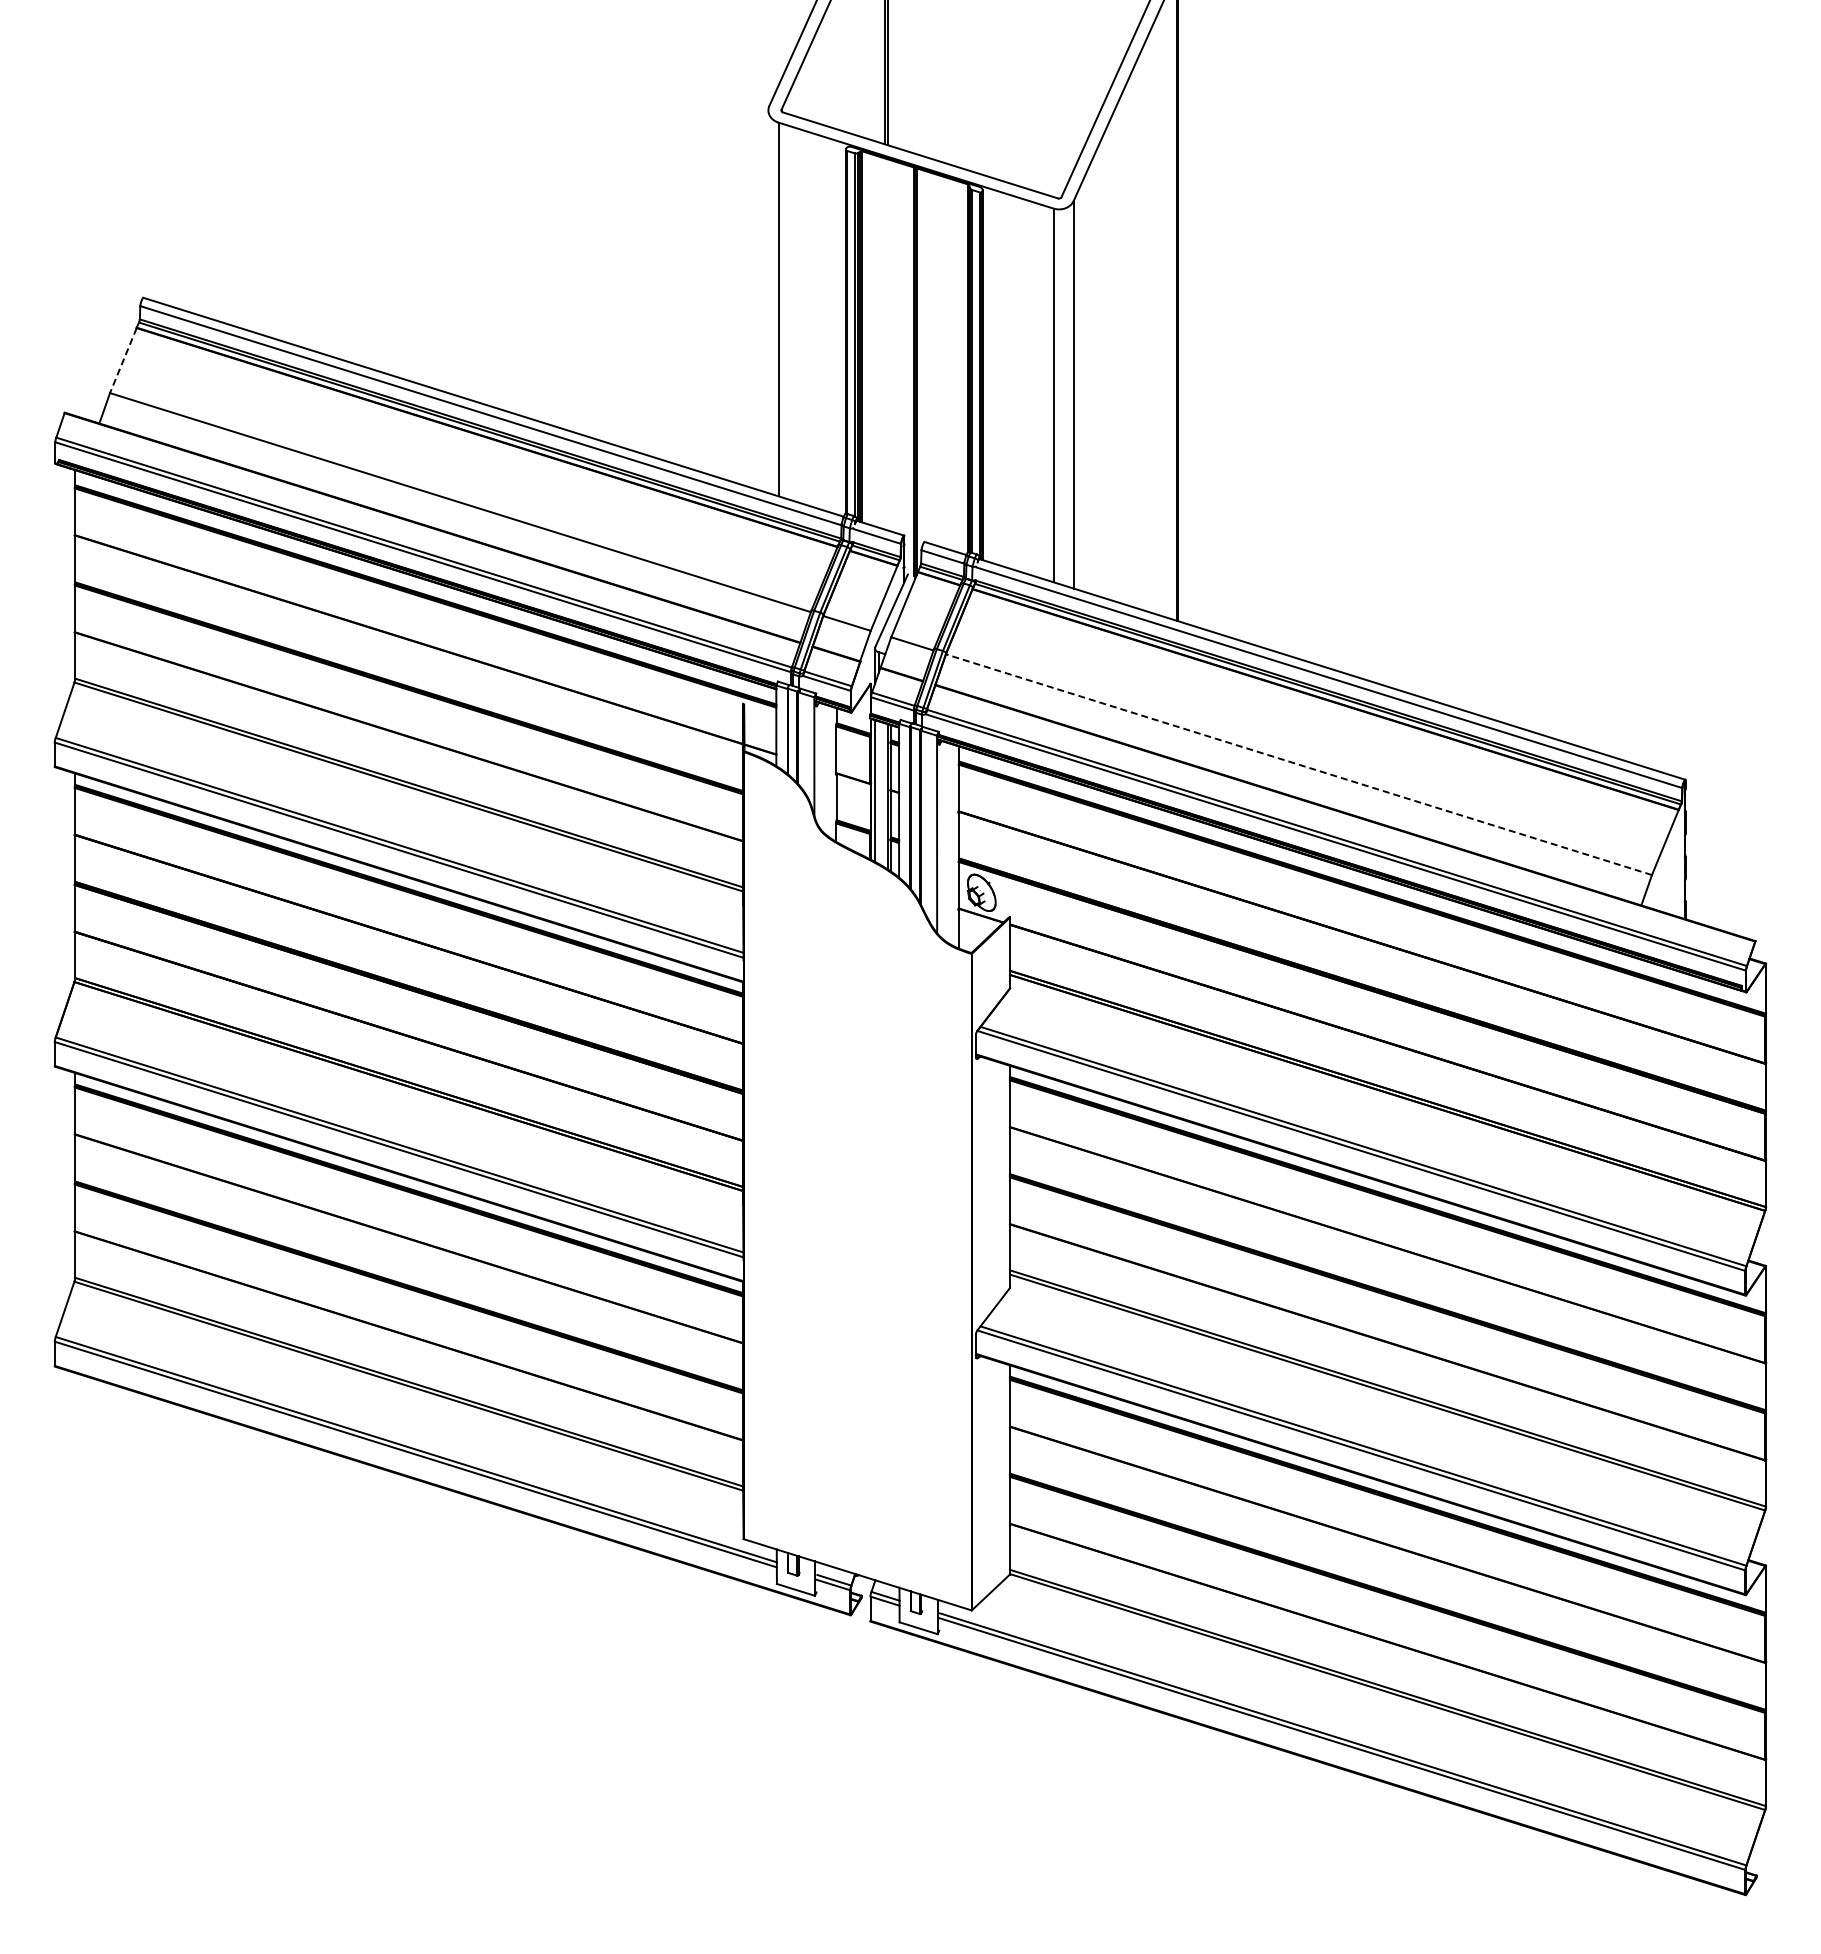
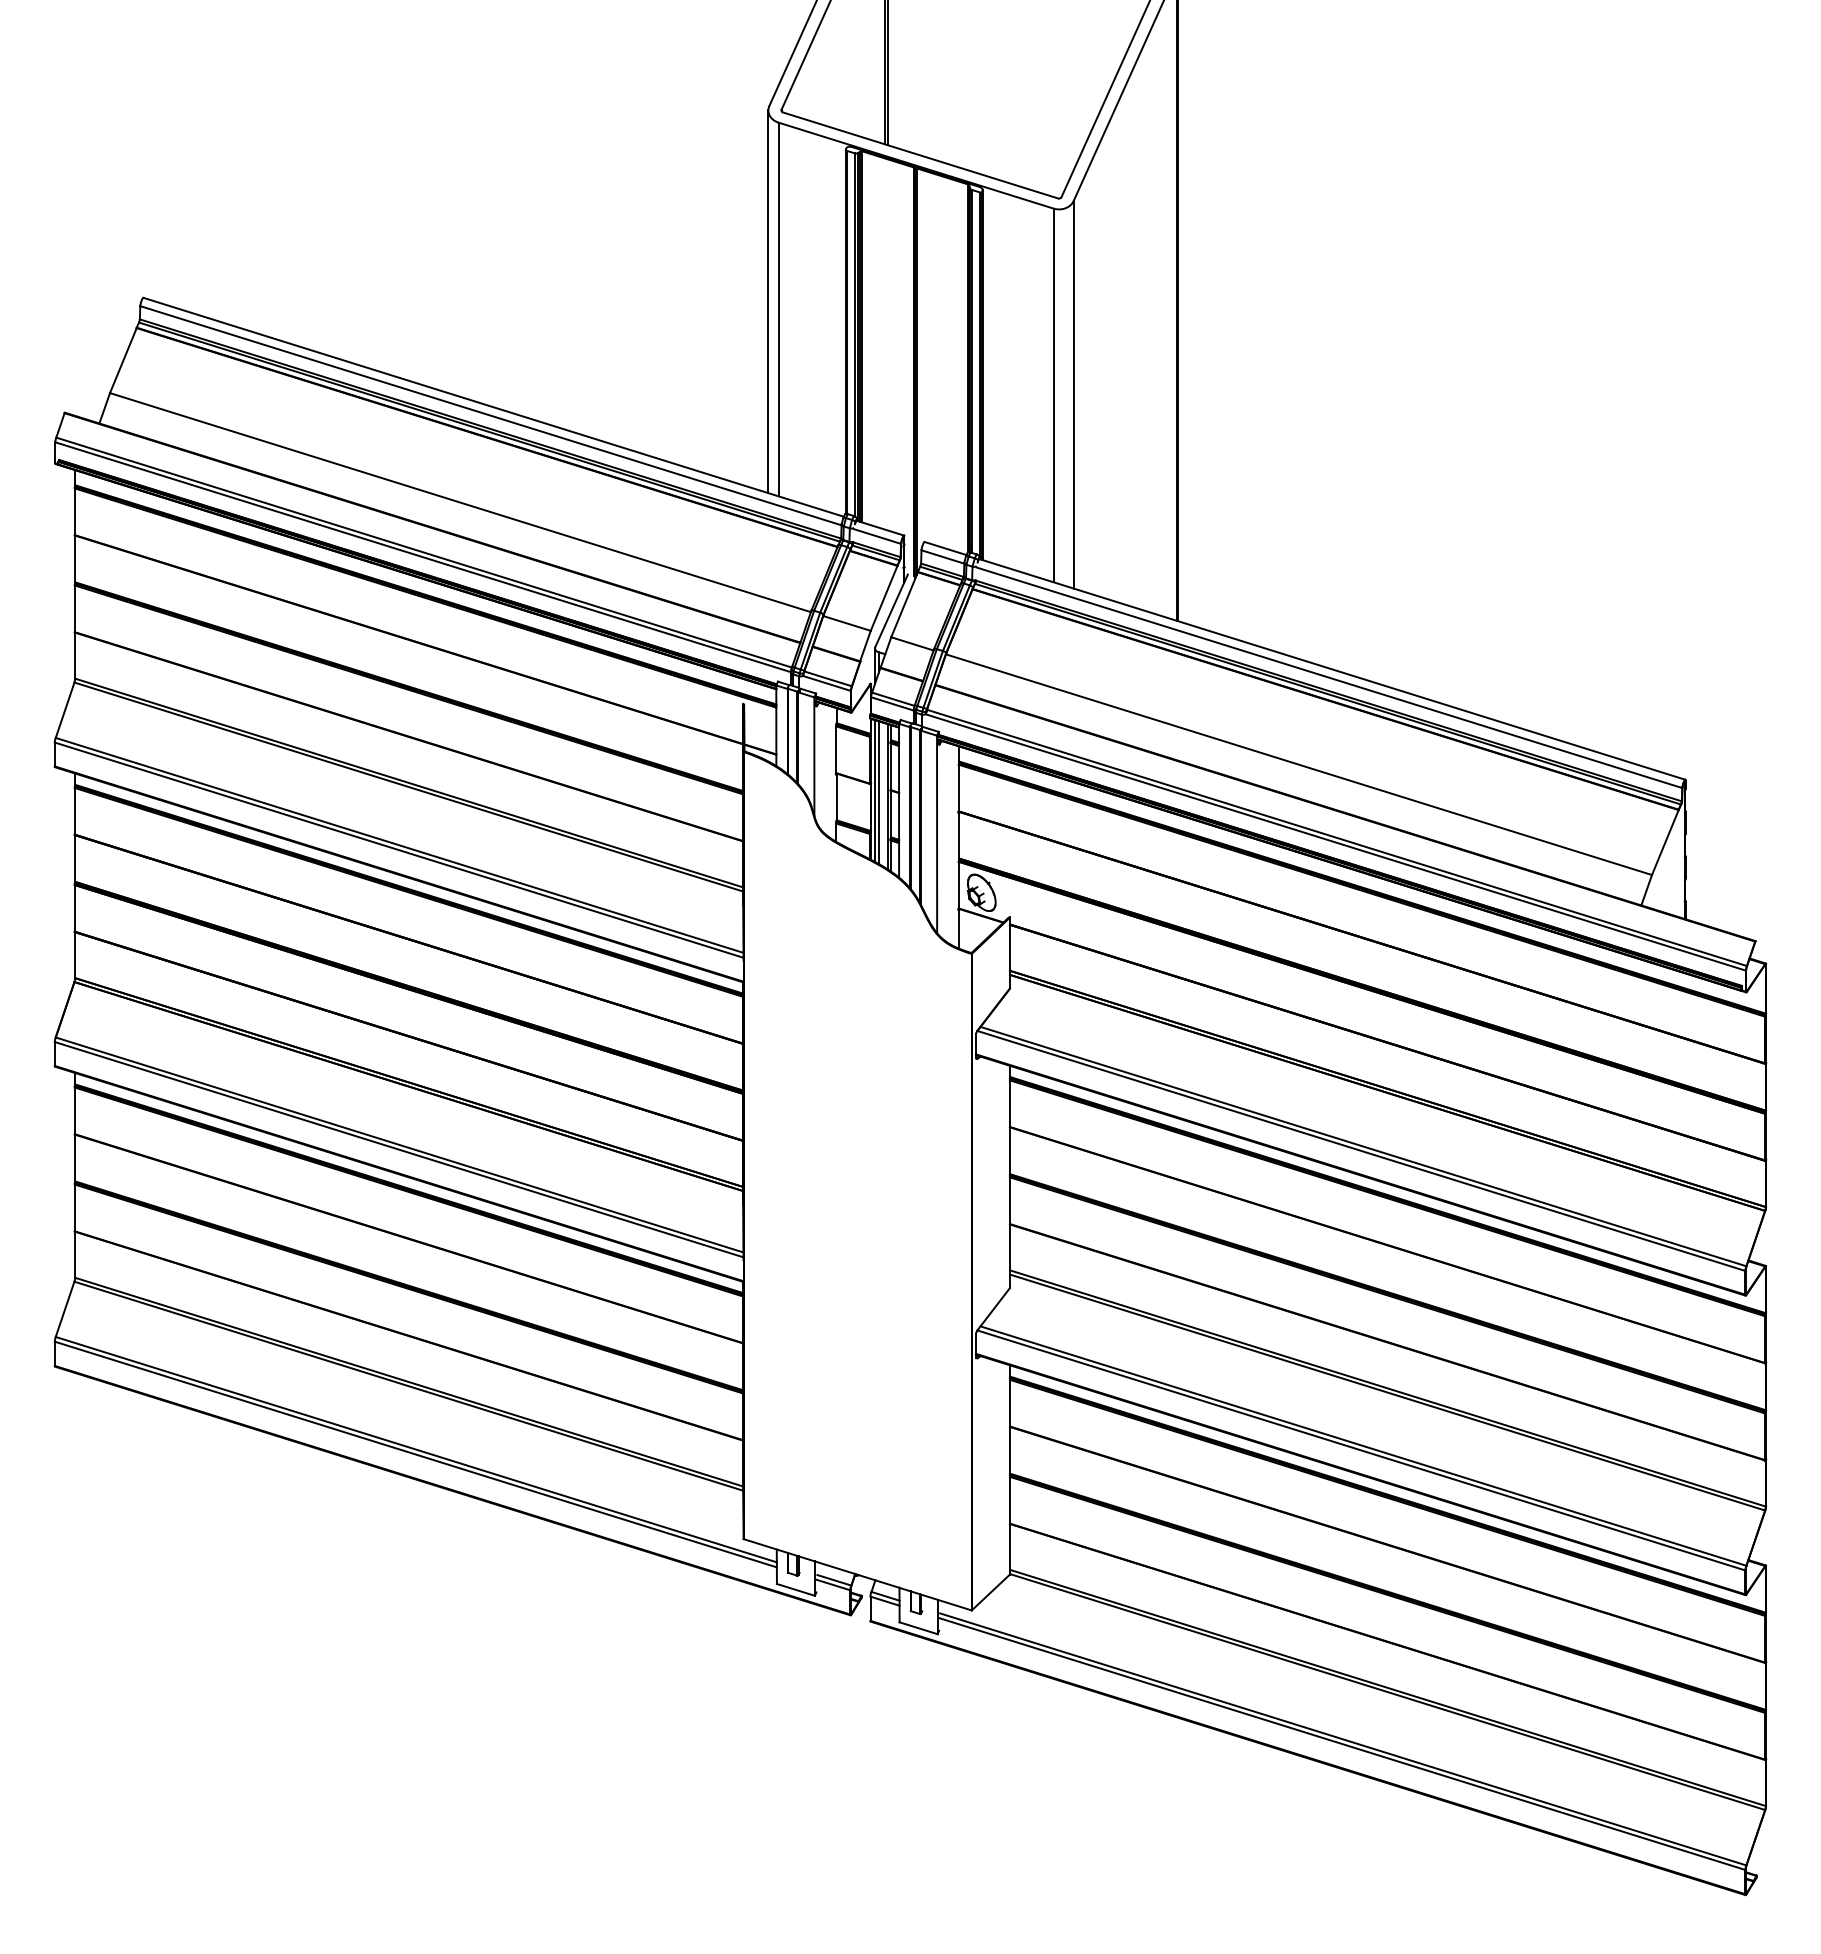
line: none -> present (768, 301)
line: dashed -> solid (123, 361)
line: dashed -> solid (1298, 764)
line: none -> present (878, 792)
